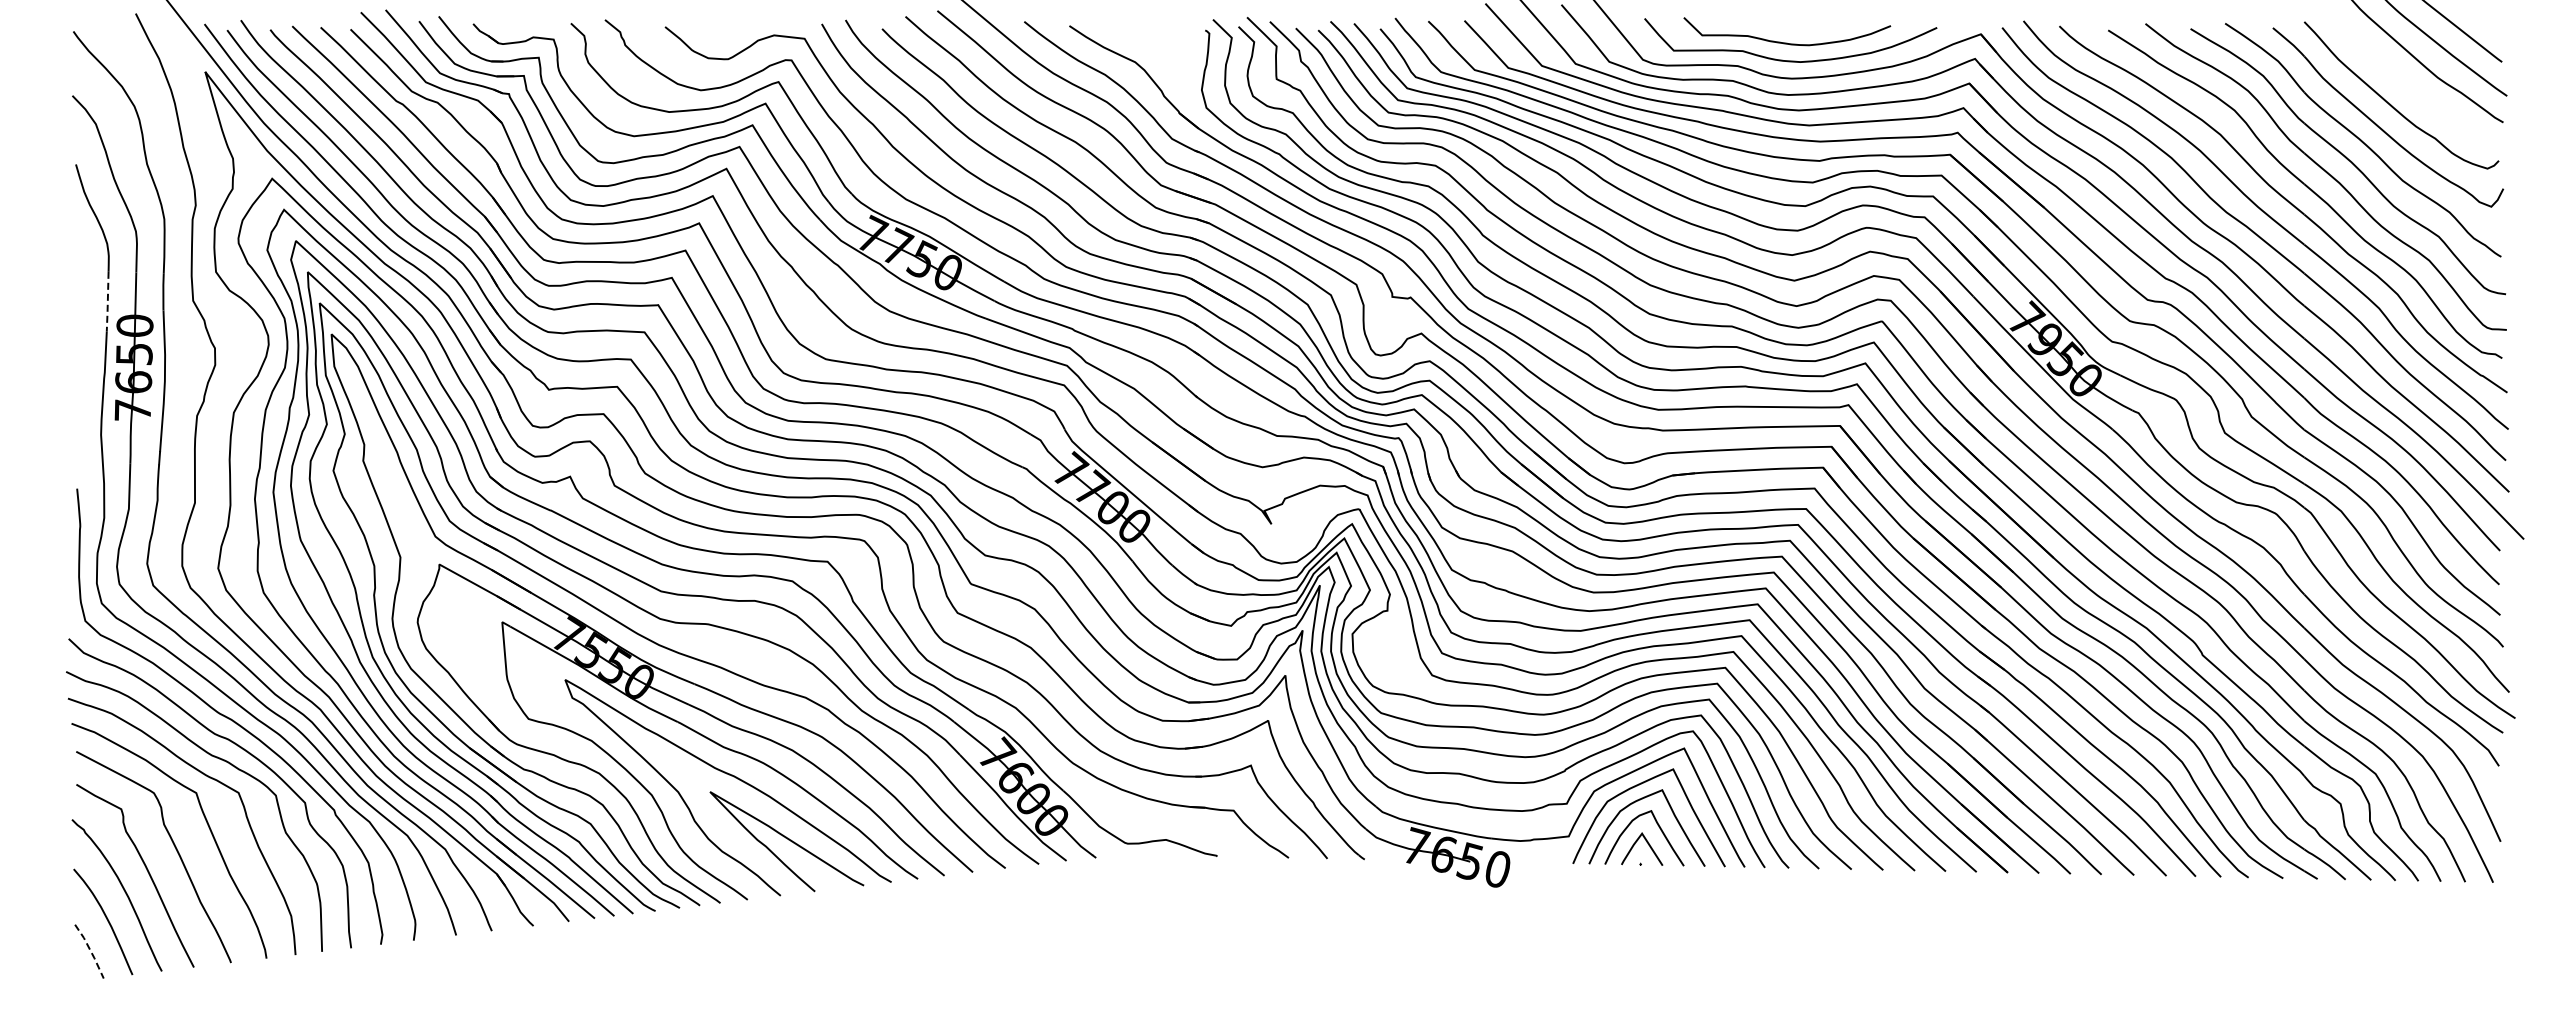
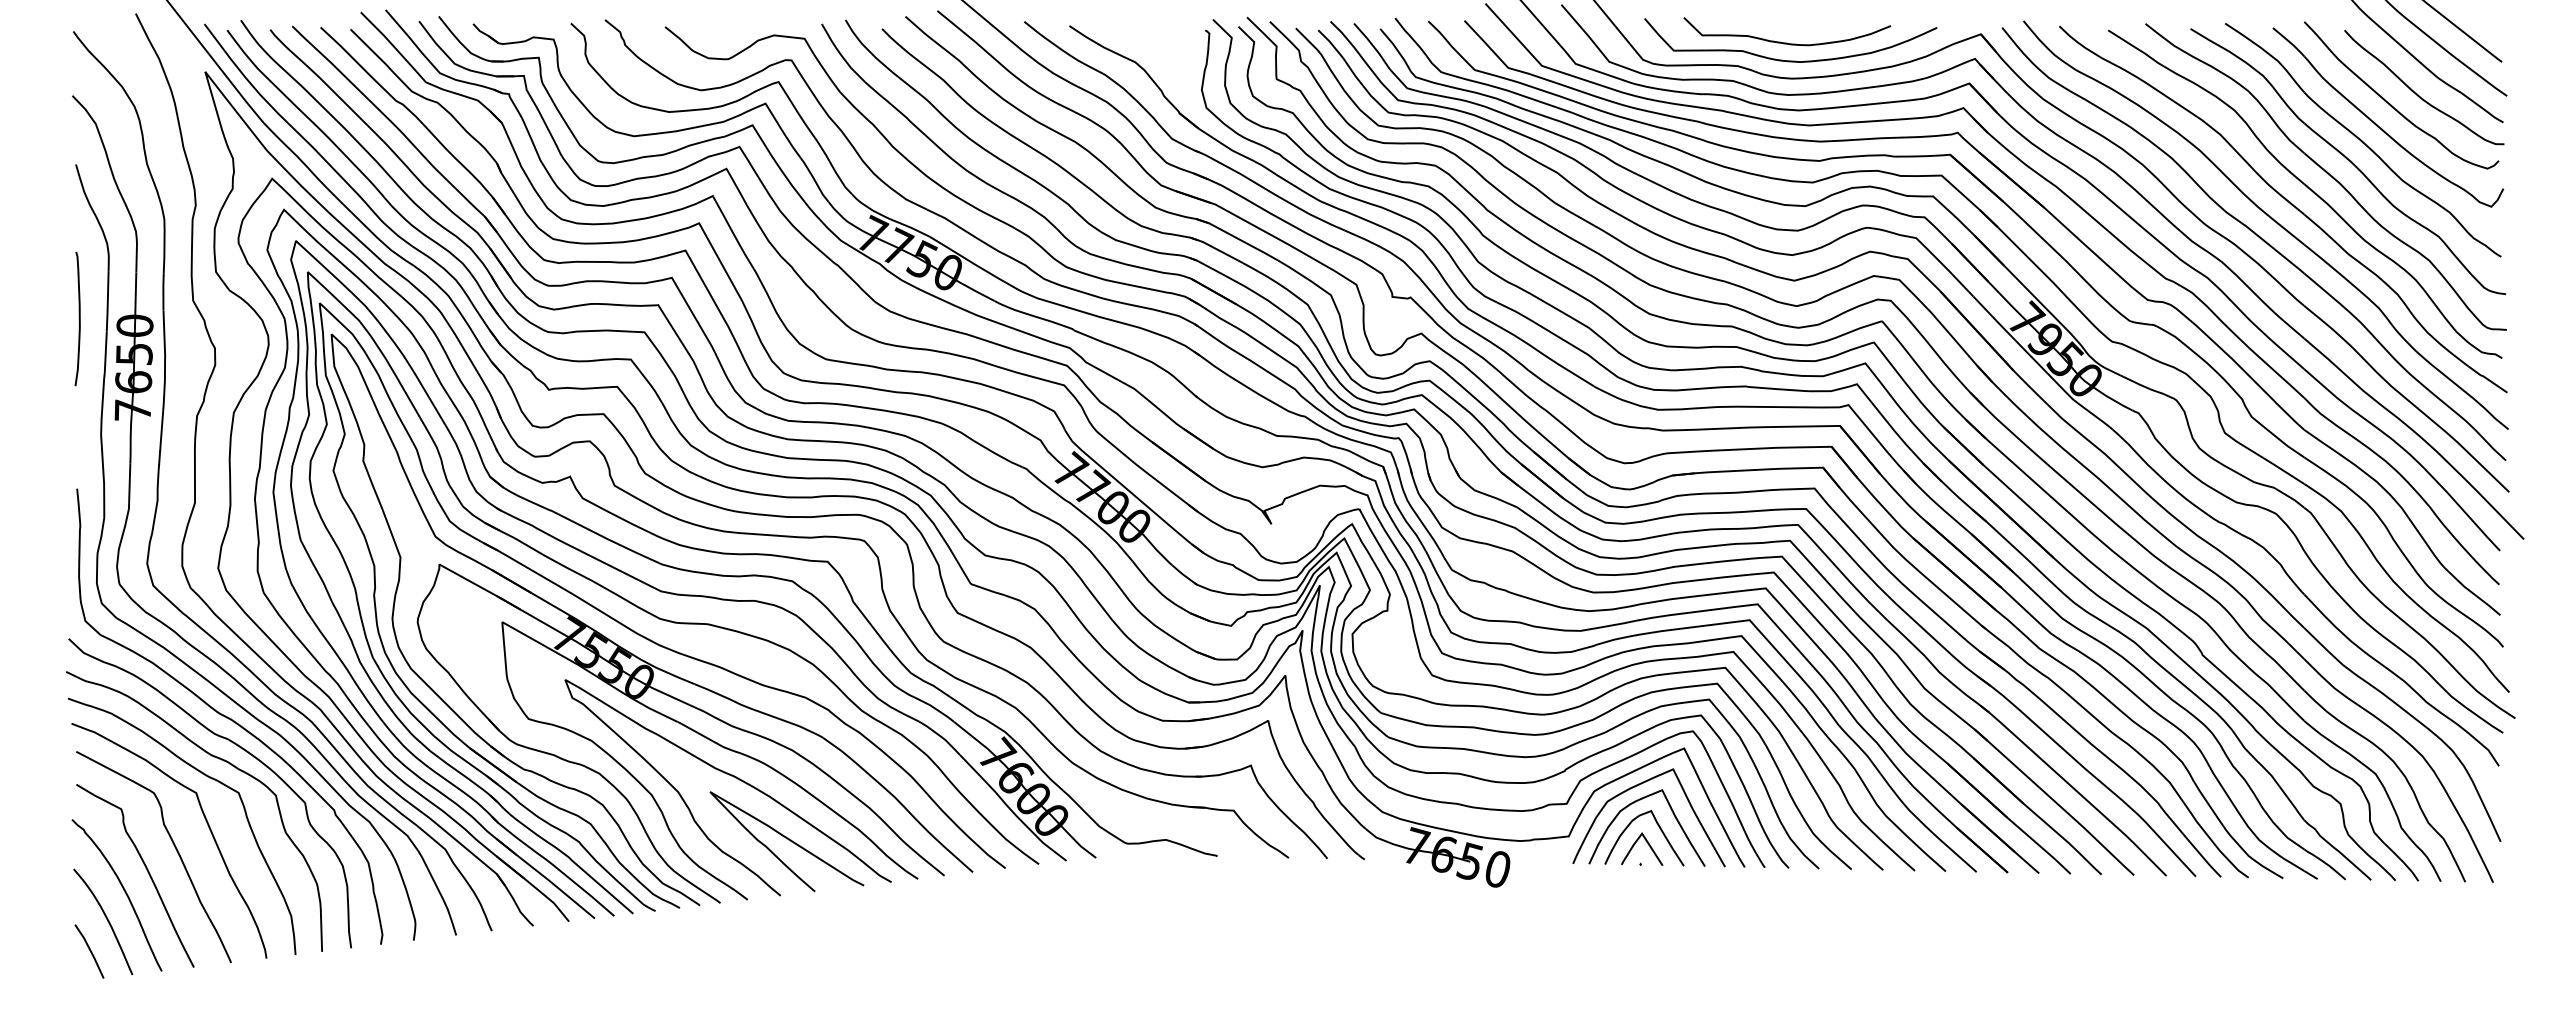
curve: none -> present (2417, 93)
line: dashed -> solid (107, 302)
curve: none -> present (78, 318)
line: dashed -> solid (90, 951)
